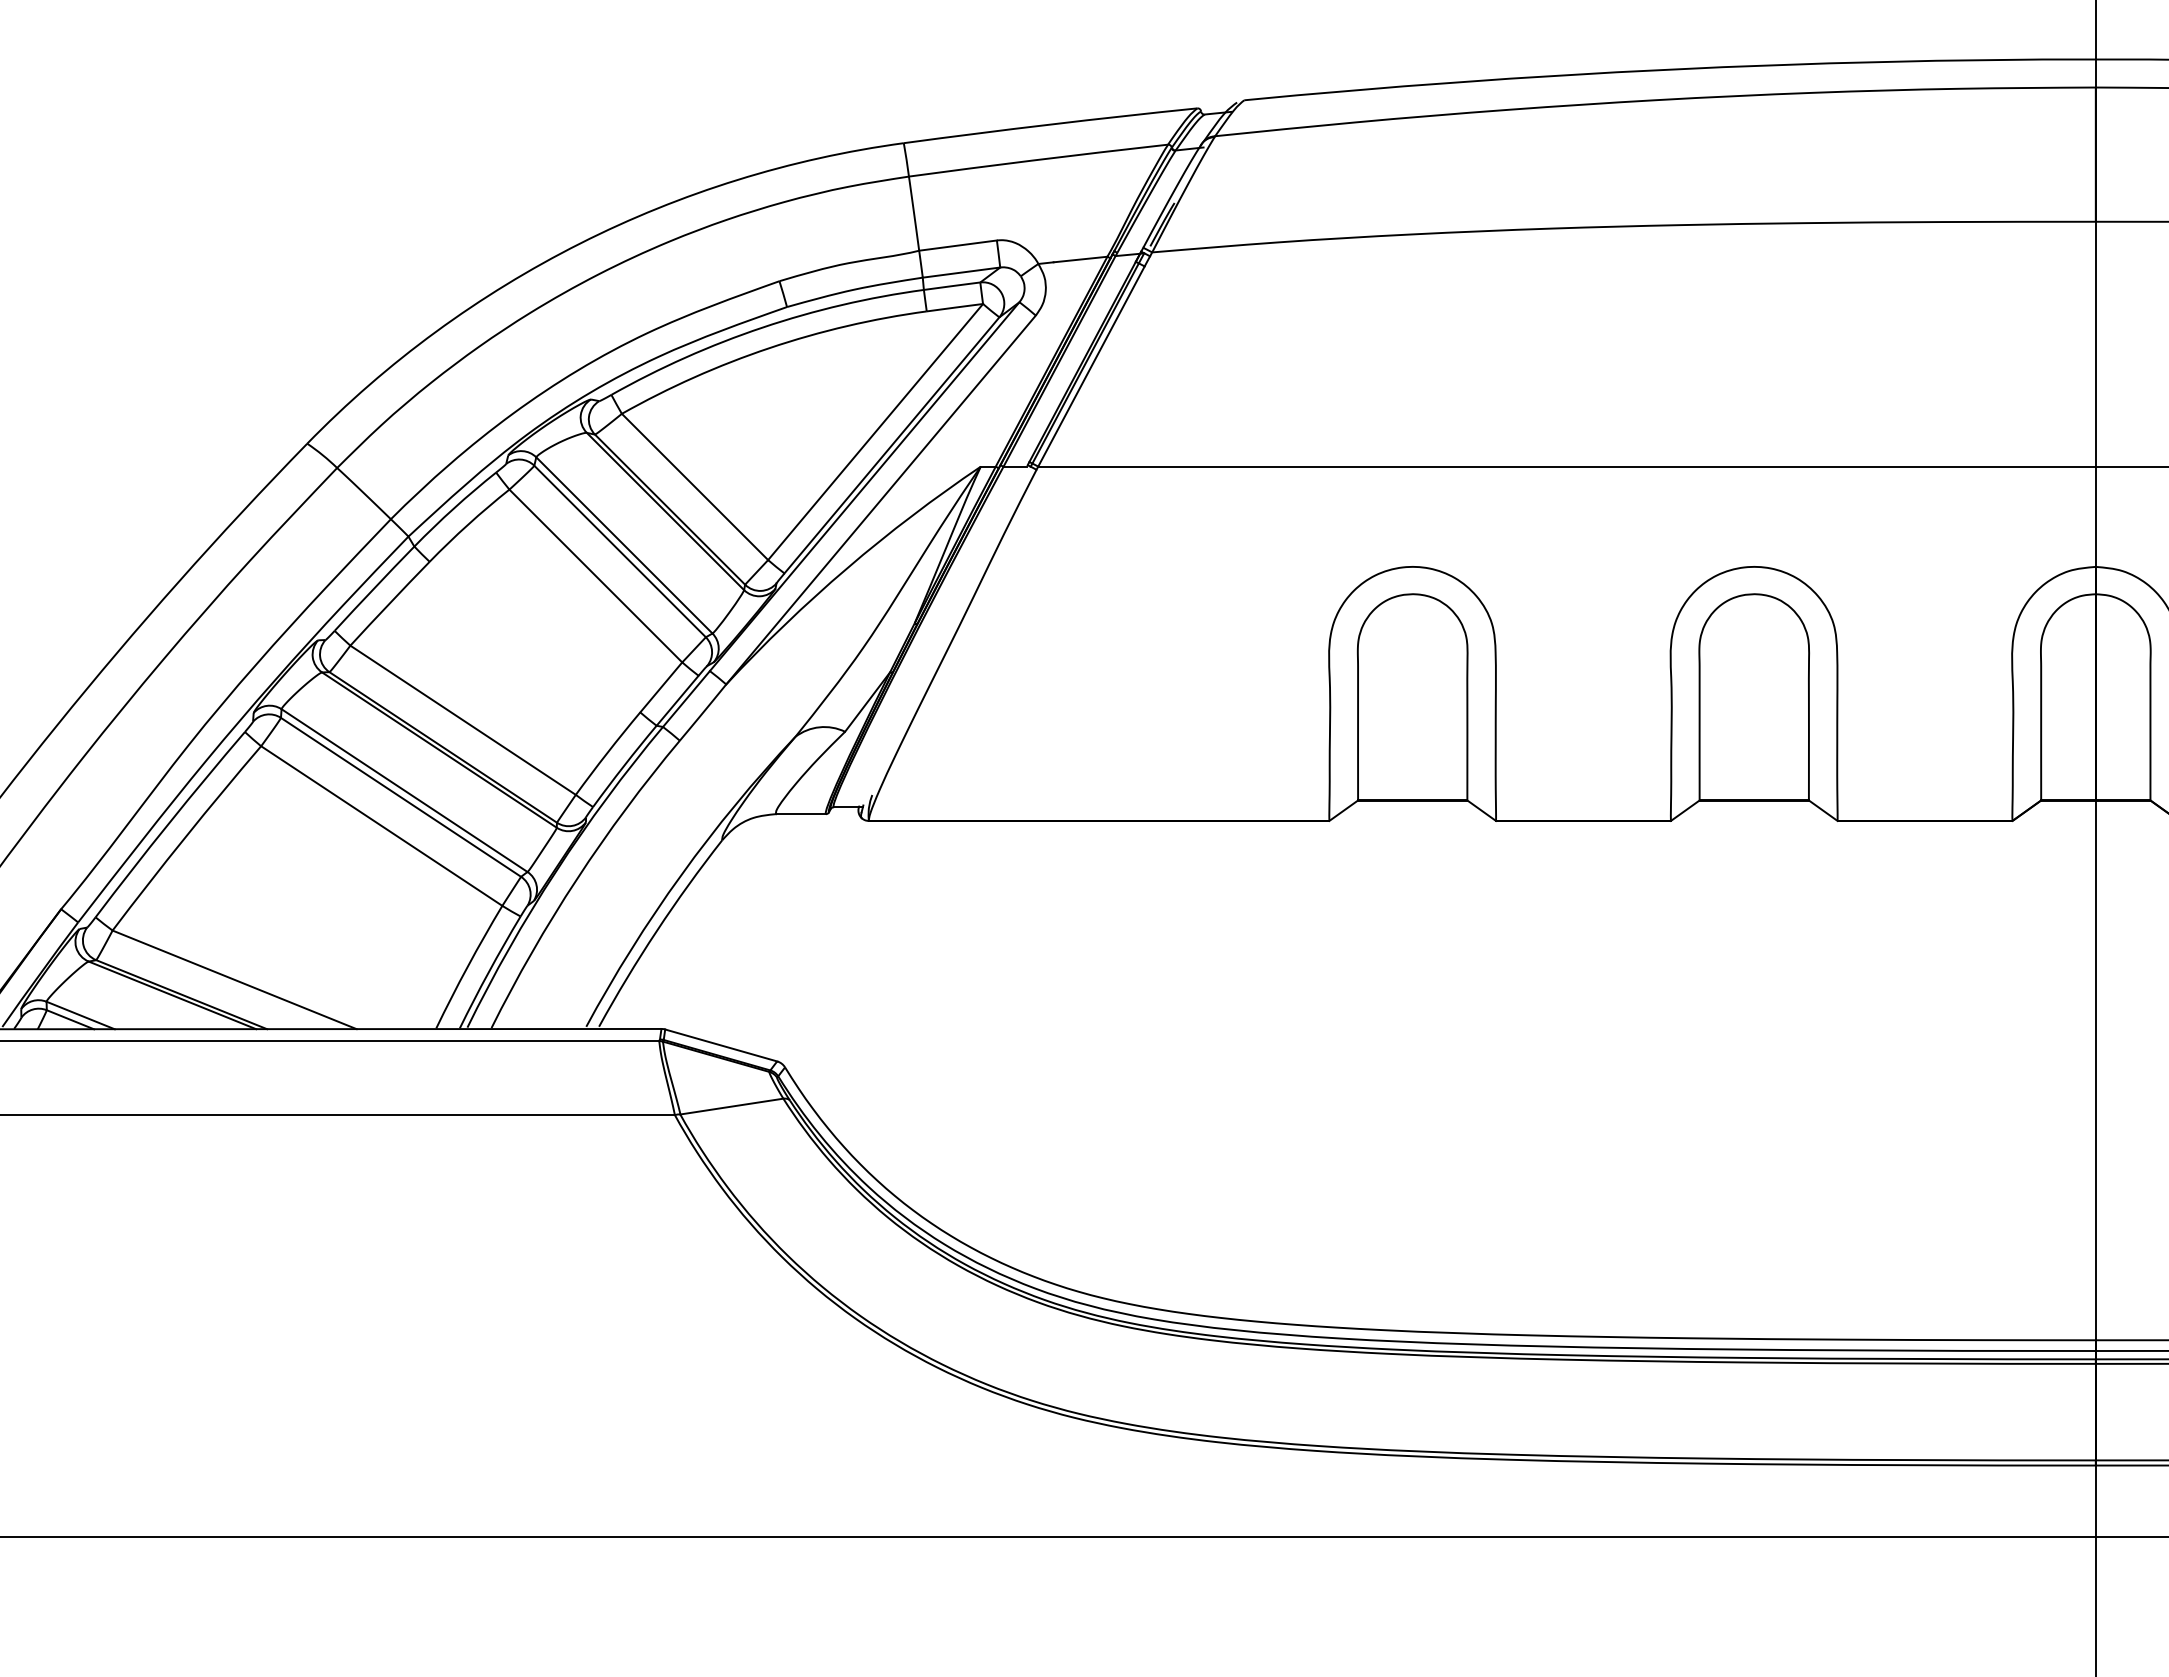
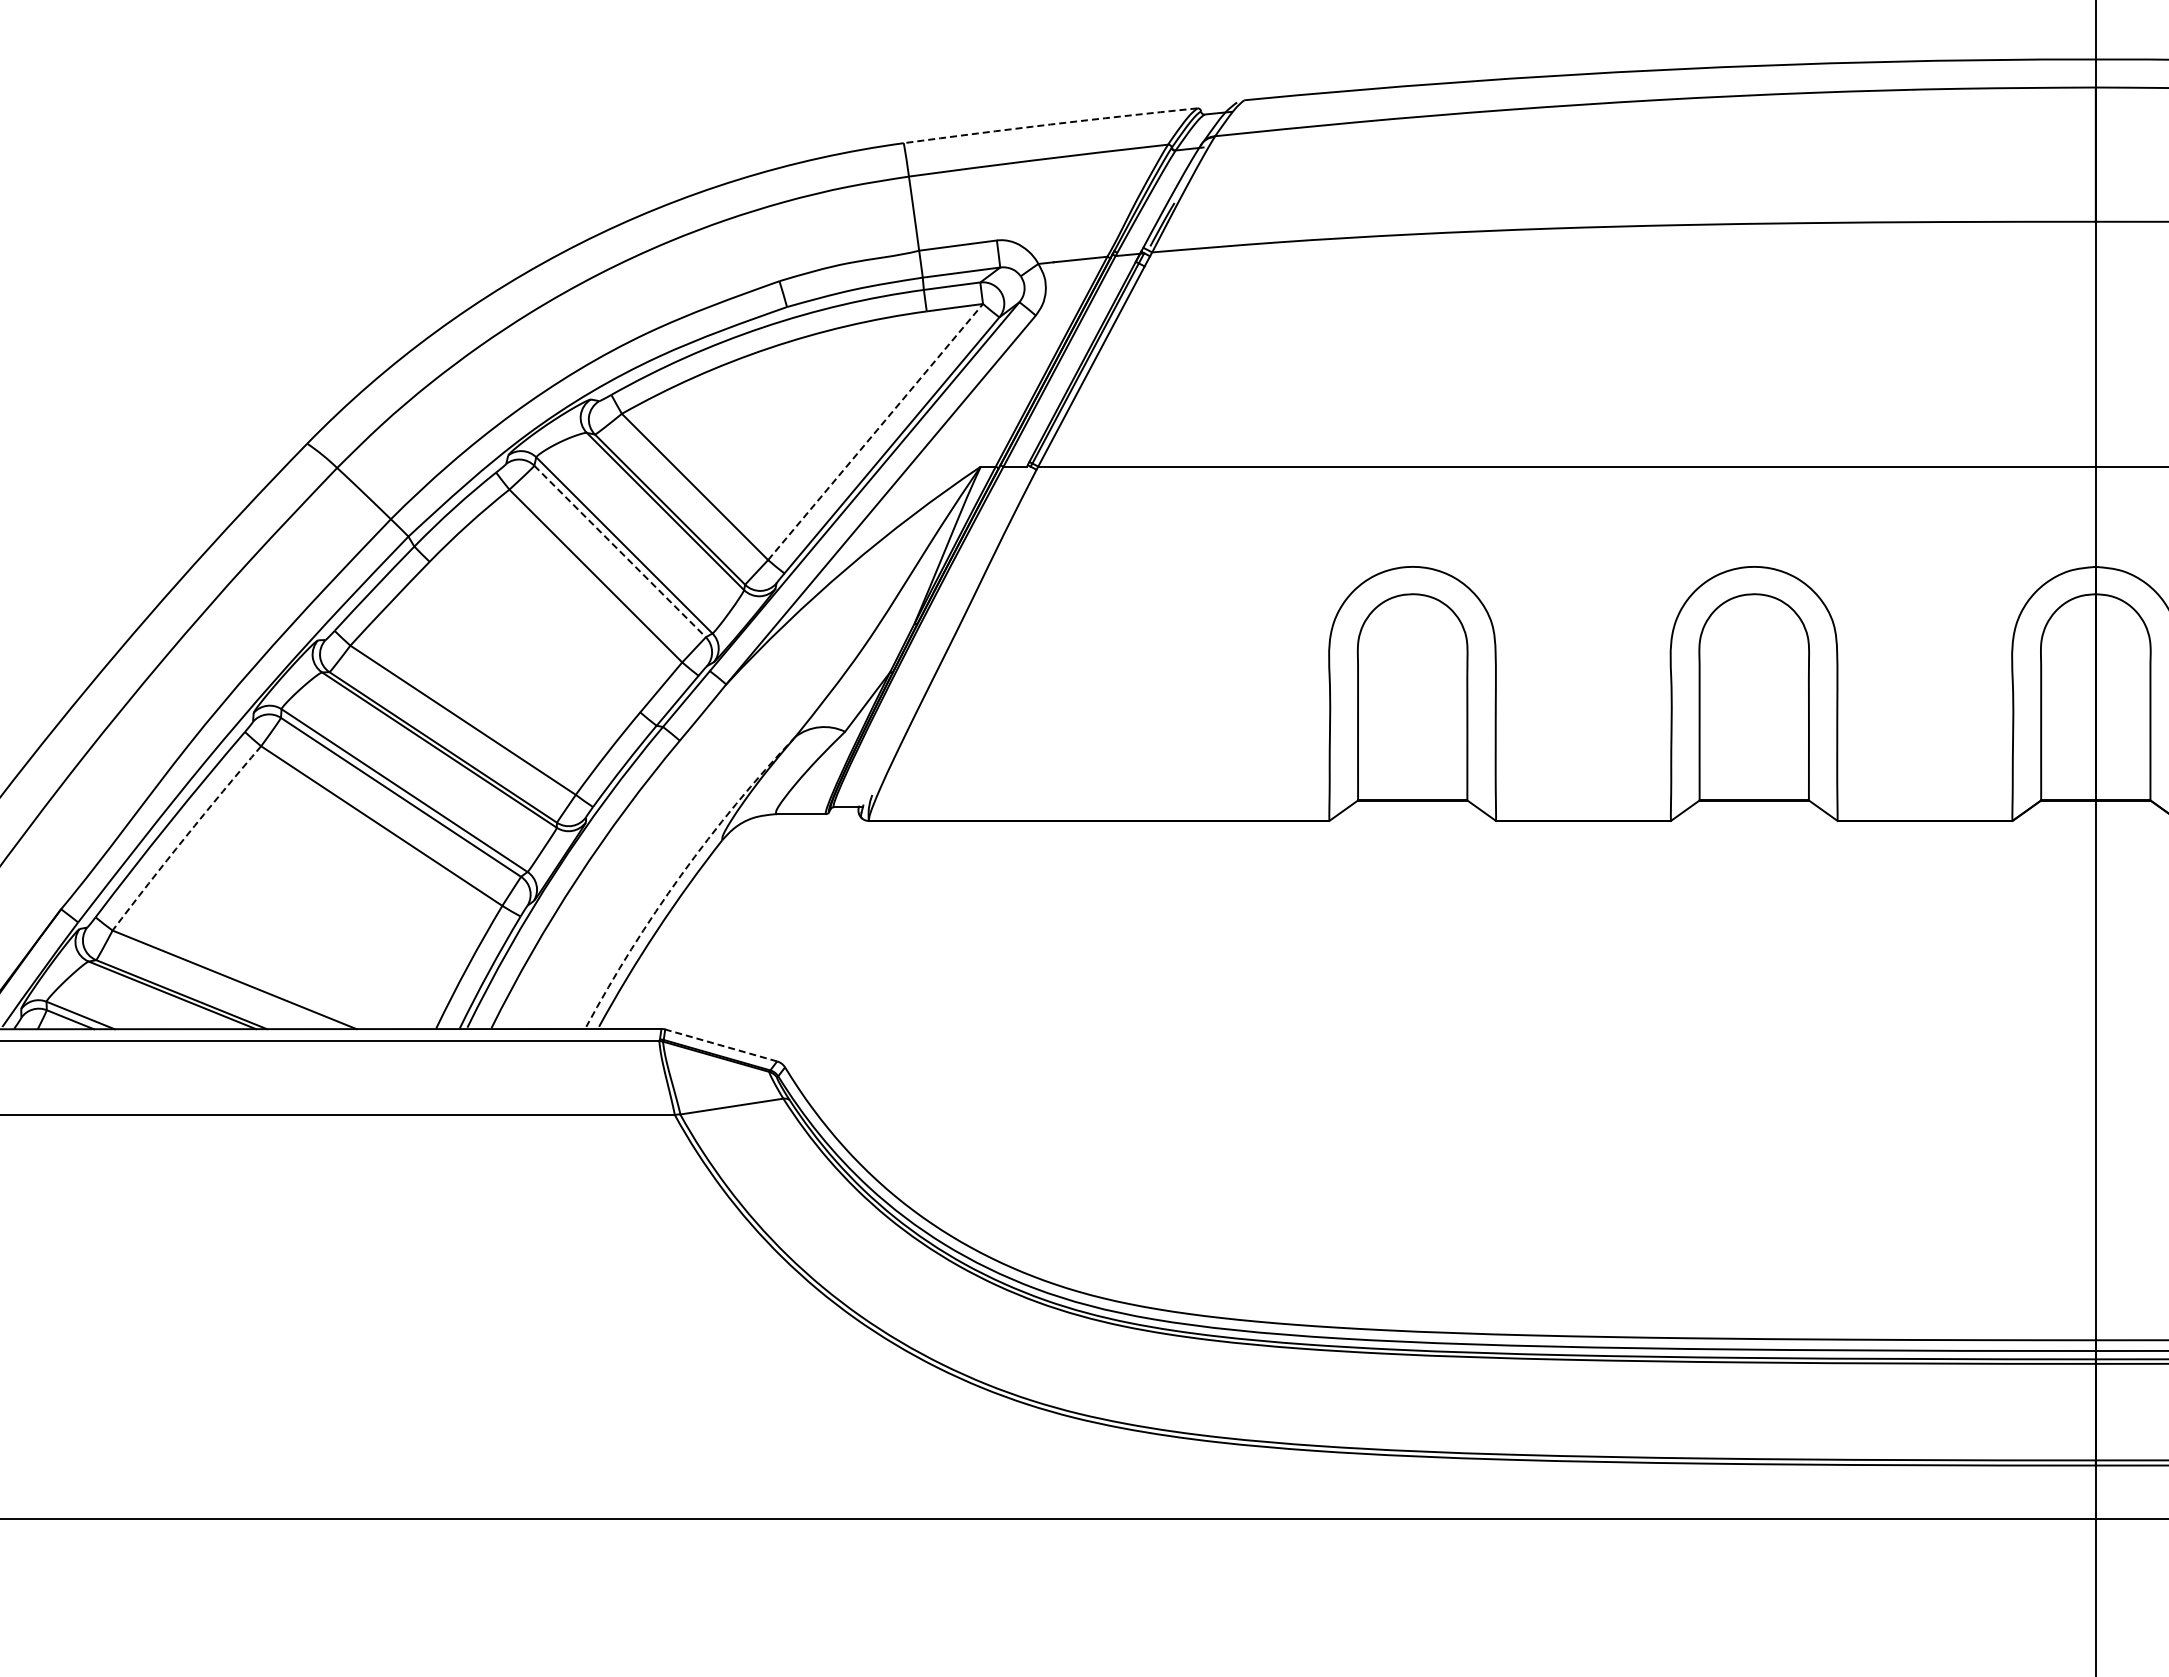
arc: solid -> dashed (1050, 124)
line: solid -> dashed (875, 431)
line: solid -> dashed (620, 551)
arc: solid -> dashed (185, 837)
arc: solid -> dashed (681, 875)
line: solid -> dashed (720, 1045)
line position: (1083, 1536) -> (1083, 1518) (1083, 1518)
